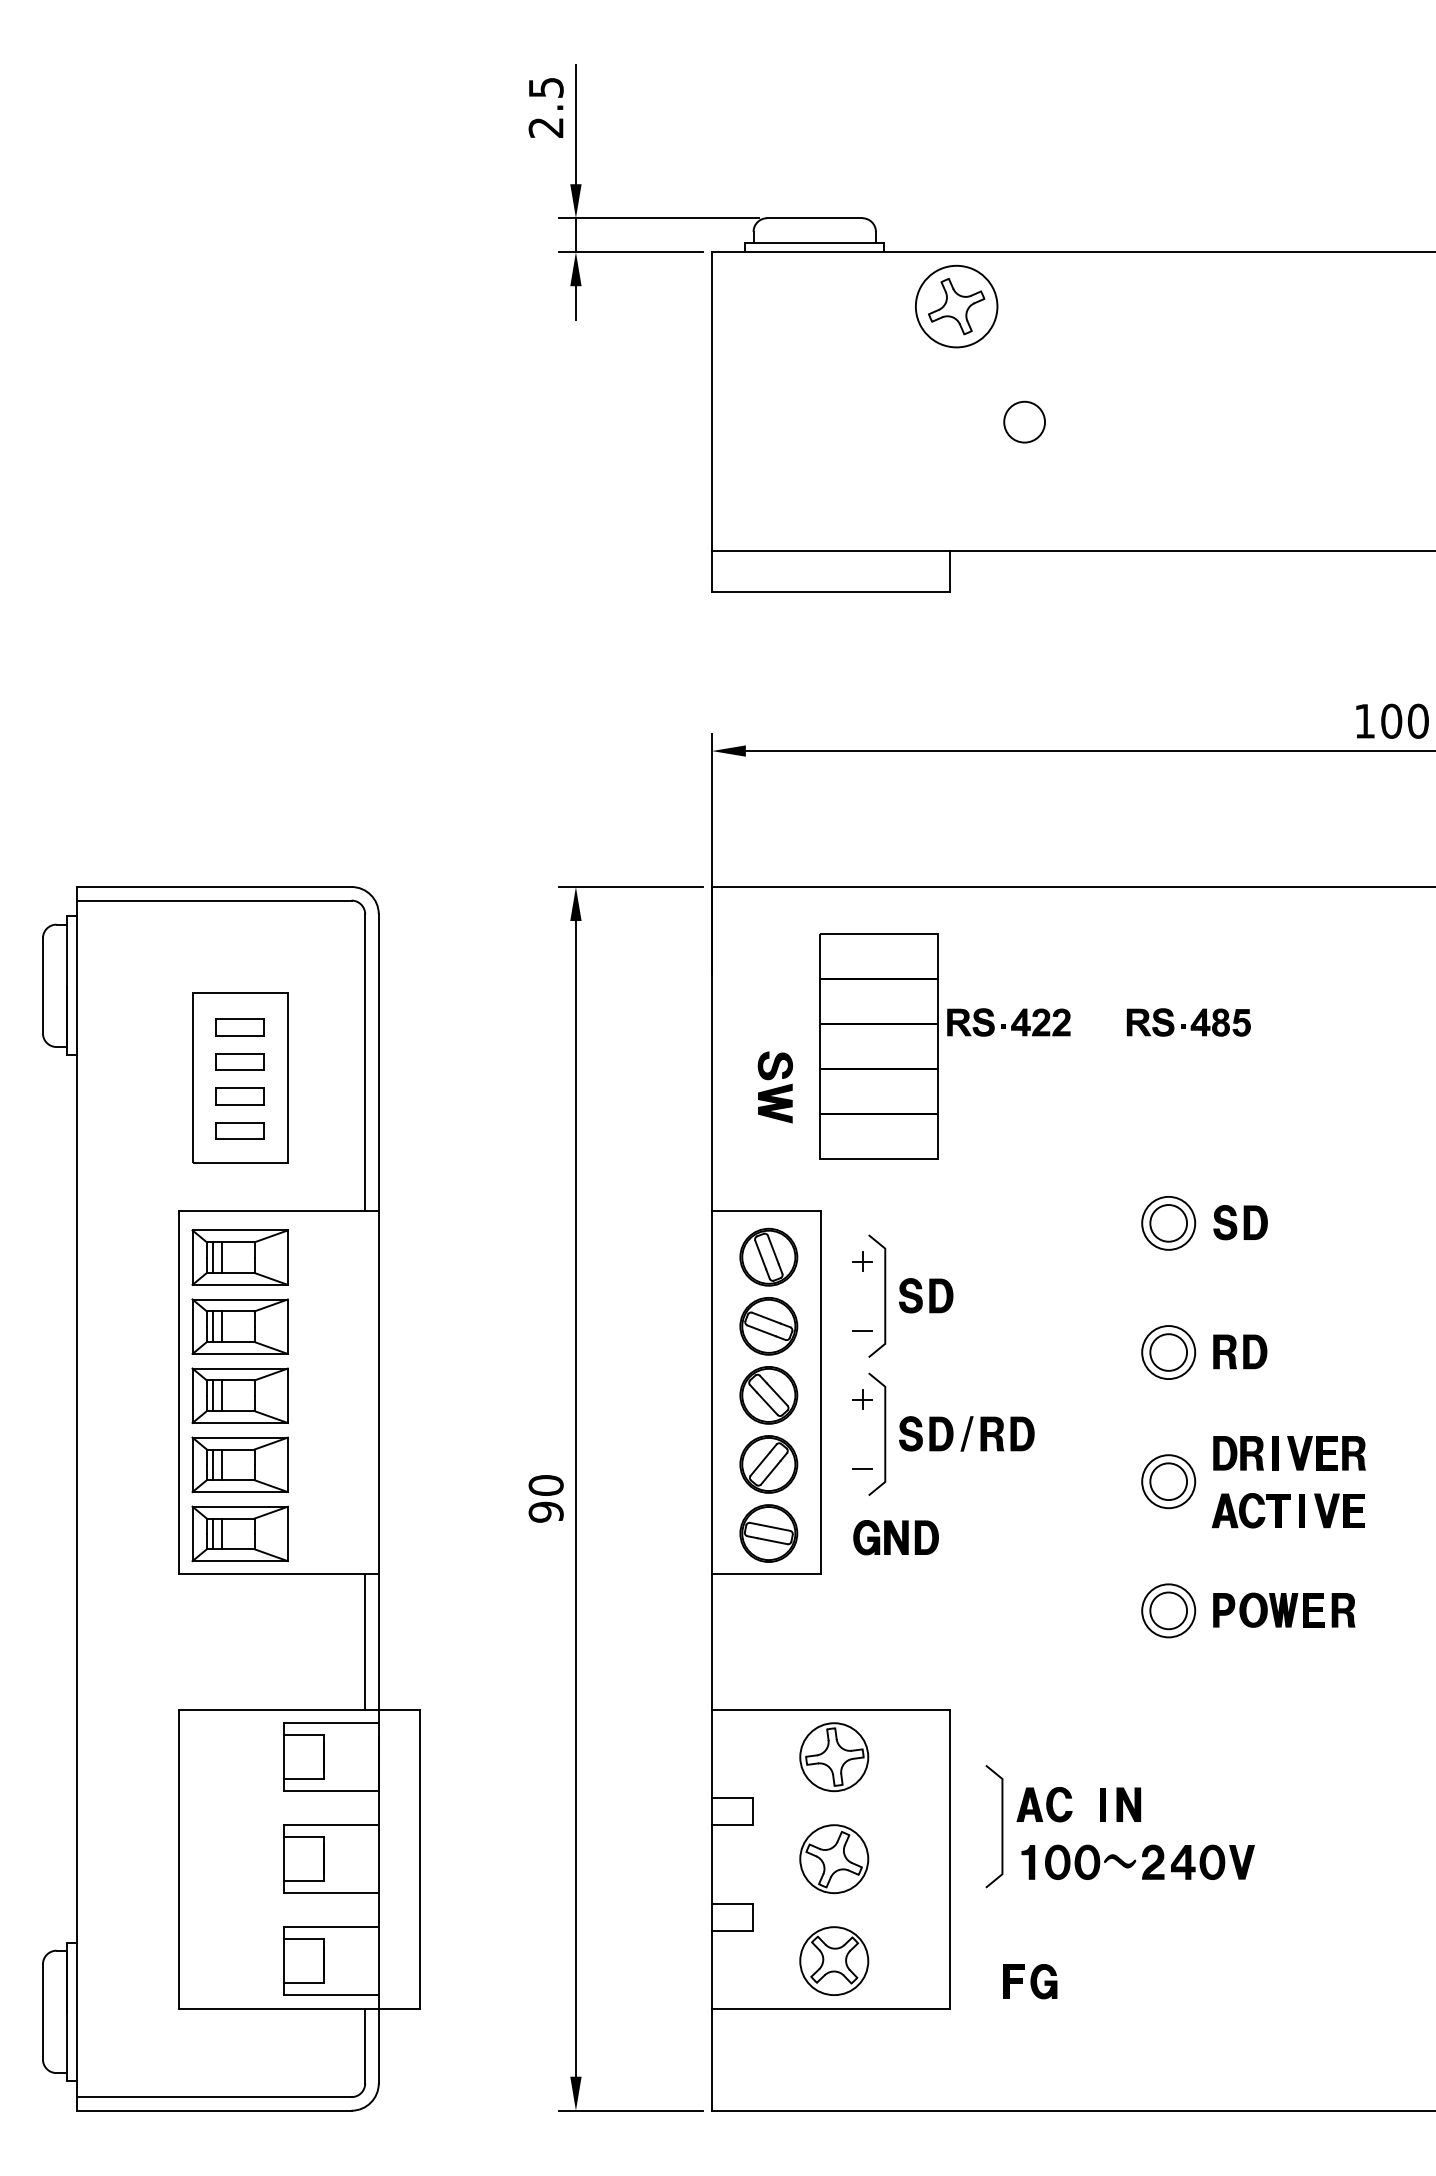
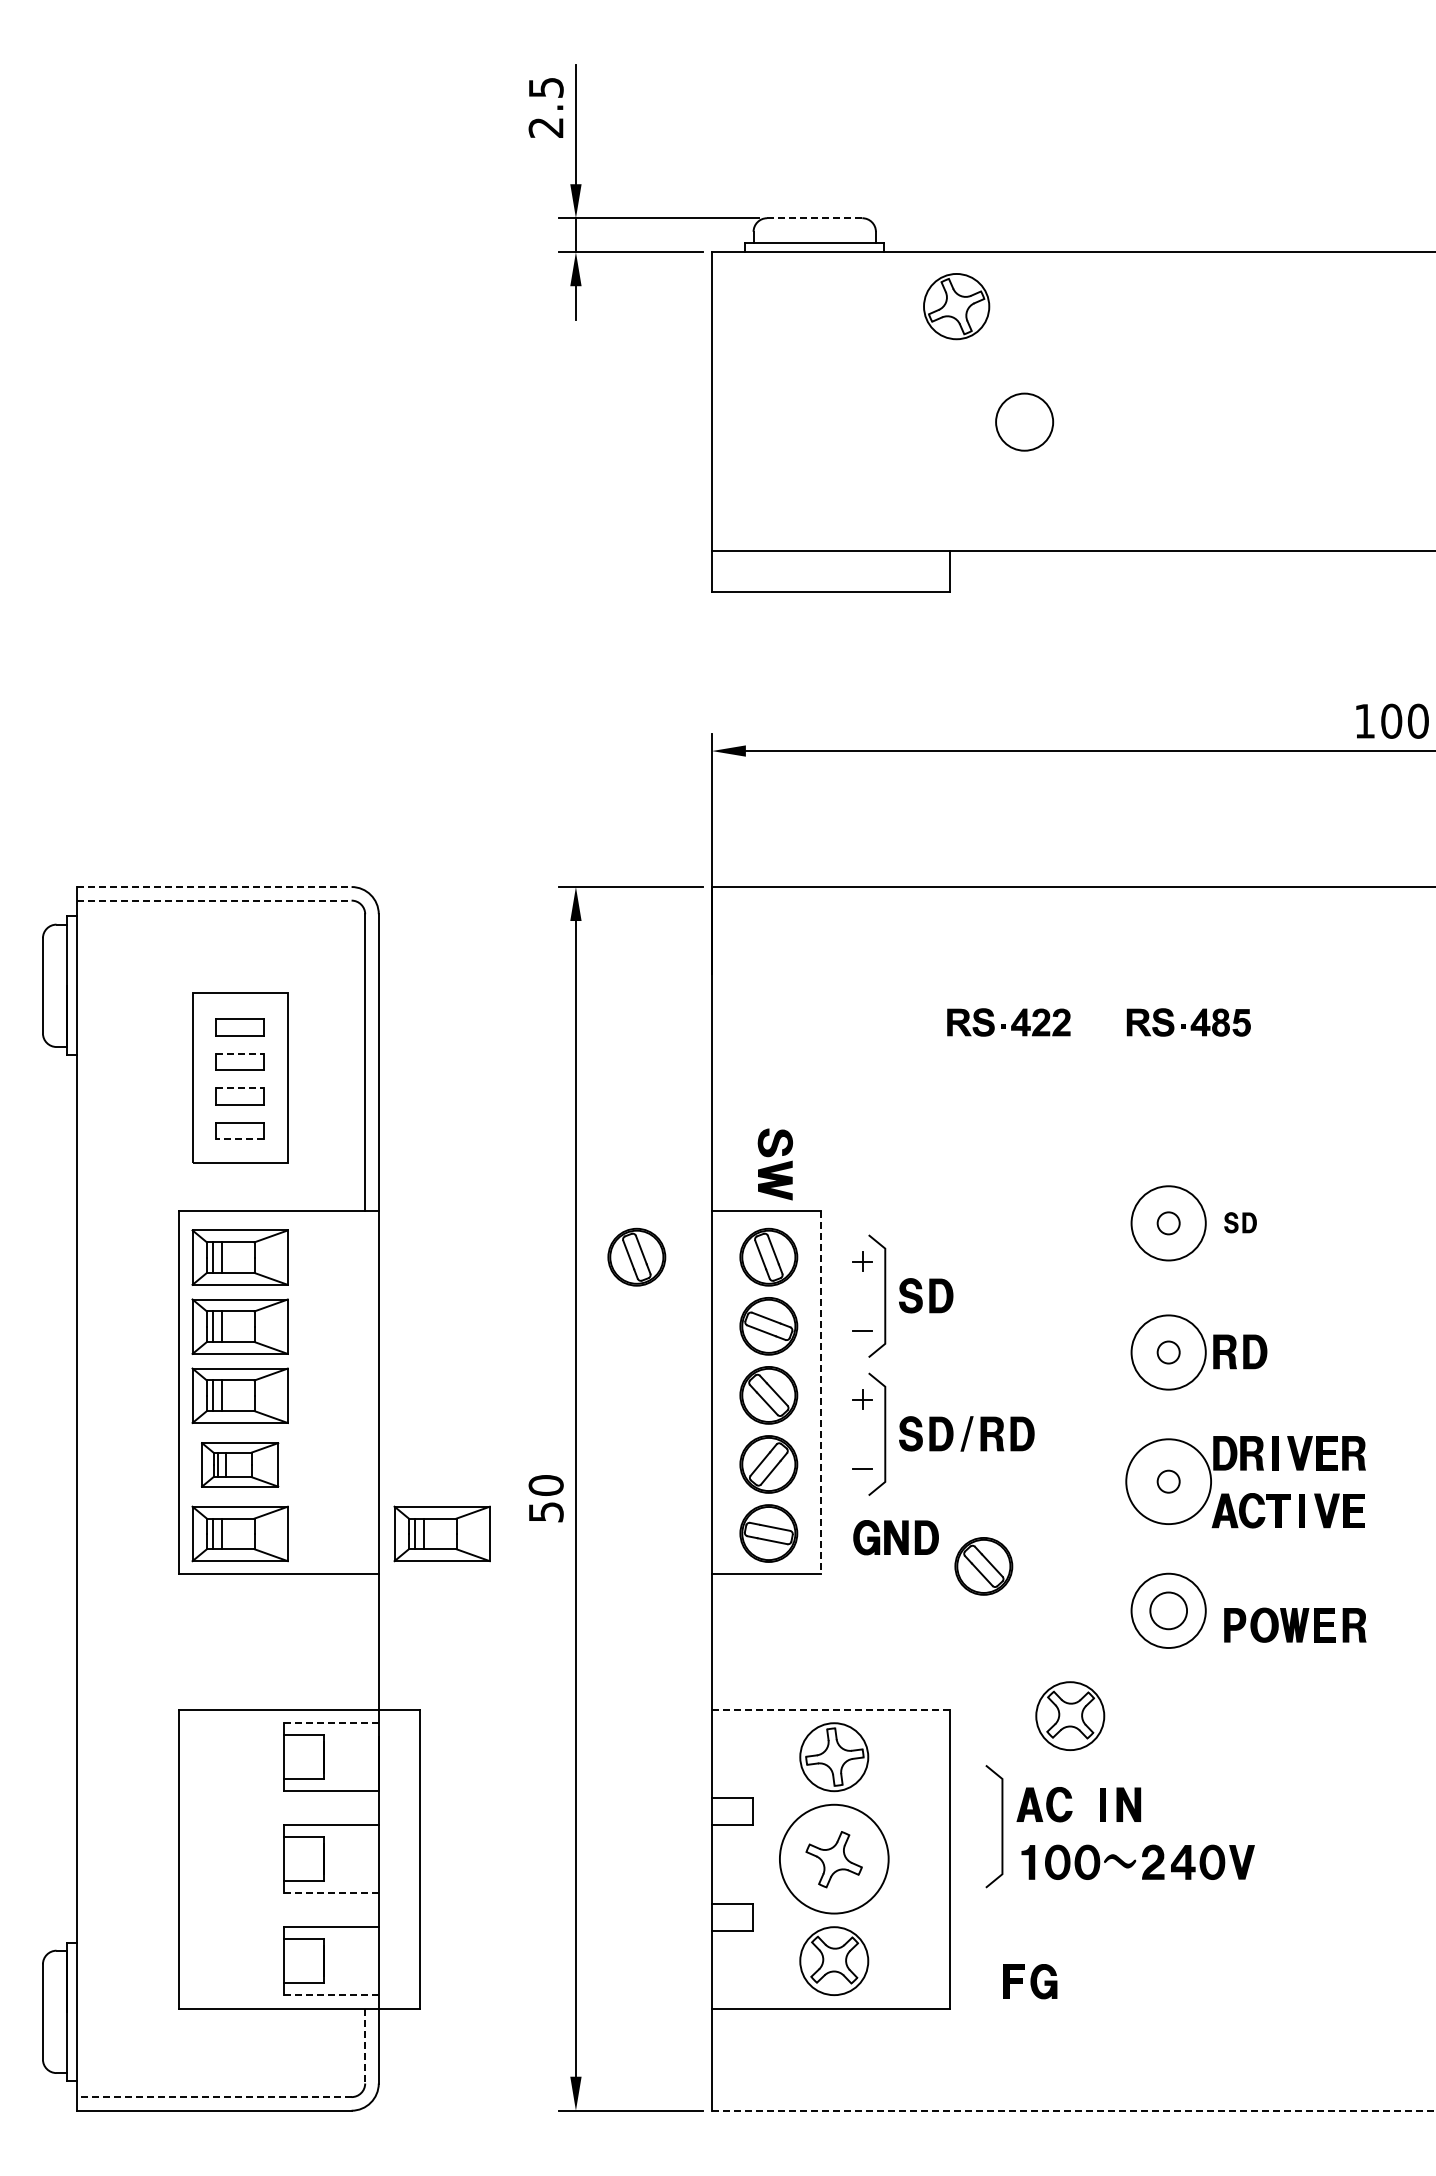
line: solid -> dashed (814, 218)
circle diameter: 82 px -> 65 px (956, 306)
circle diameter: 41 px -> 57 px (1024, 421)
line: solid -> dashed (214, 887)
line: solid -> dashed (214, 900)
part: present -> none (878, 1046)
line: solid -> dashed (240, 1053)
part position: (774, 1087) -> (774, 1164) (774, 1164)
line: solid -> dashed (240, 1088)
line: solid -> dashed (240, 1139)
circle diameter: 53 px -> 74 px (1168, 1223)
part size: 55x36 px -> 33x22 px (1240, 1222)
circle diameter: 37 px -> 22 px (1168, 1223)
part: none -> present (636, 1256)
circle diameter: 37 px -> 22 px (1168, 1352)
circle diameter: 53 px -> 74 px (1168, 1352)
line: solid -> dashed (820, 1392)
part size: 98x58 px -> 79x46 px (240, 1464)
circle diameter: 37 px -> 22 px (1168, 1481)
circle diameter: 53 px -> 85 px (1168, 1481)
text: 90 -> 50 (545, 1511)
part: none -> present (441, 1533)
part: none -> present (983, 1566)
part position: (1284, 1609) -> (1295, 1624) (1295, 1624)
circle diameter: 53 px -> 74 px (1168, 1610)
line: present -> none (365, 1641)
line: solid -> dashed (830, 1709)
part: none -> present (1070, 1715)
line: solid -> dashed (331, 1723)
circle diameter: 68 px -> 109 px (833, 1858)
line: solid -> dashed (331, 1893)
line: solid -> dashed (331, 1995)
line: solid -> dashed (365, 2046)
line: solid -> dashed (213, 2097)
line: solid -> dashed (1073, 2110)
